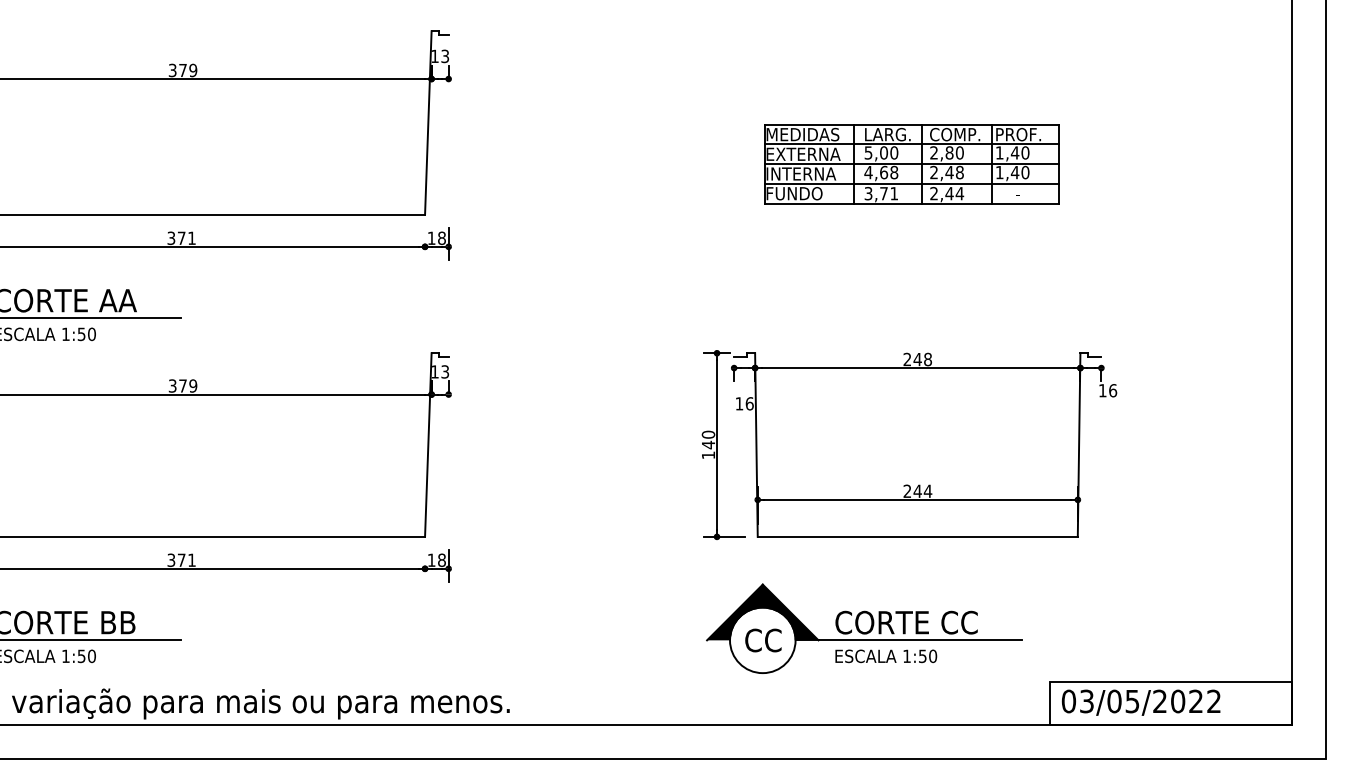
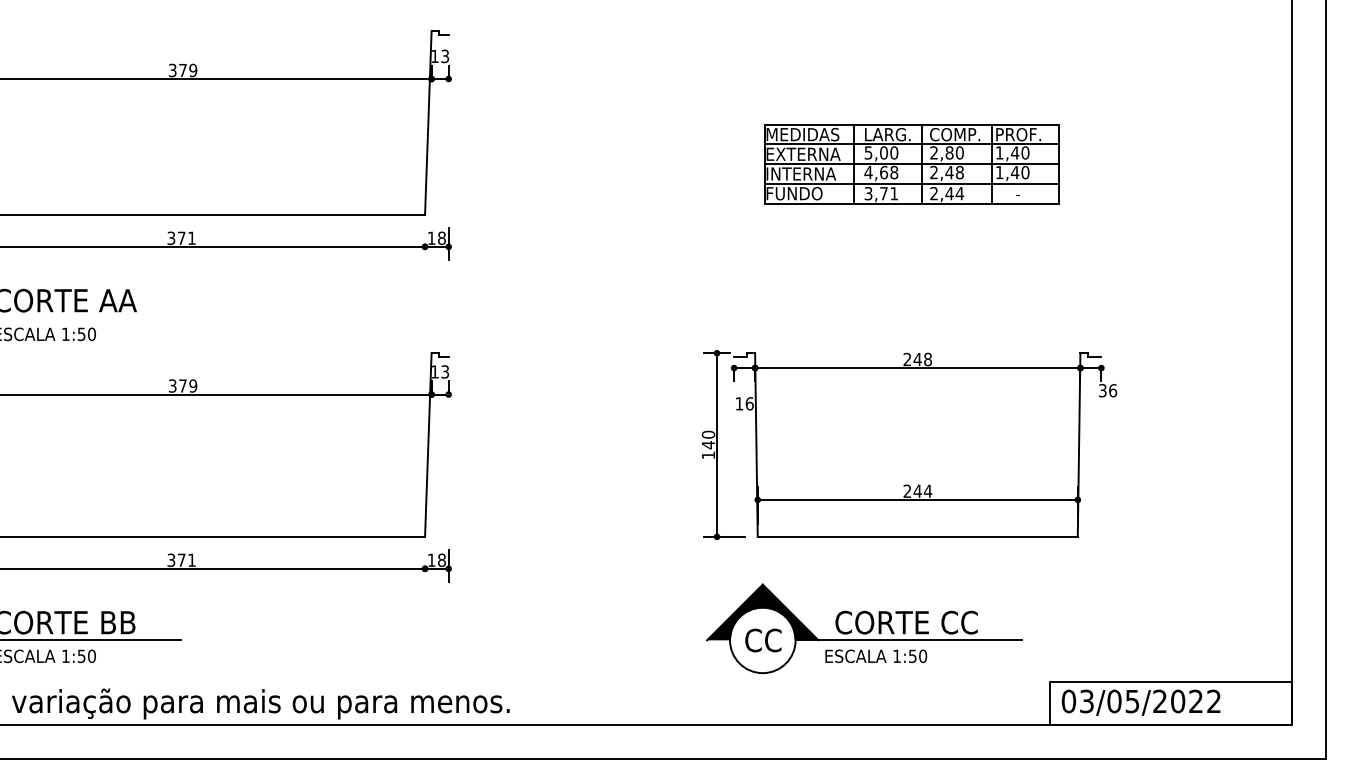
line: present -> none (91, 318)
text: 16 -> 36 (1102, 390)
text position: (886, 656) -> (876, 656) (876, 656)
